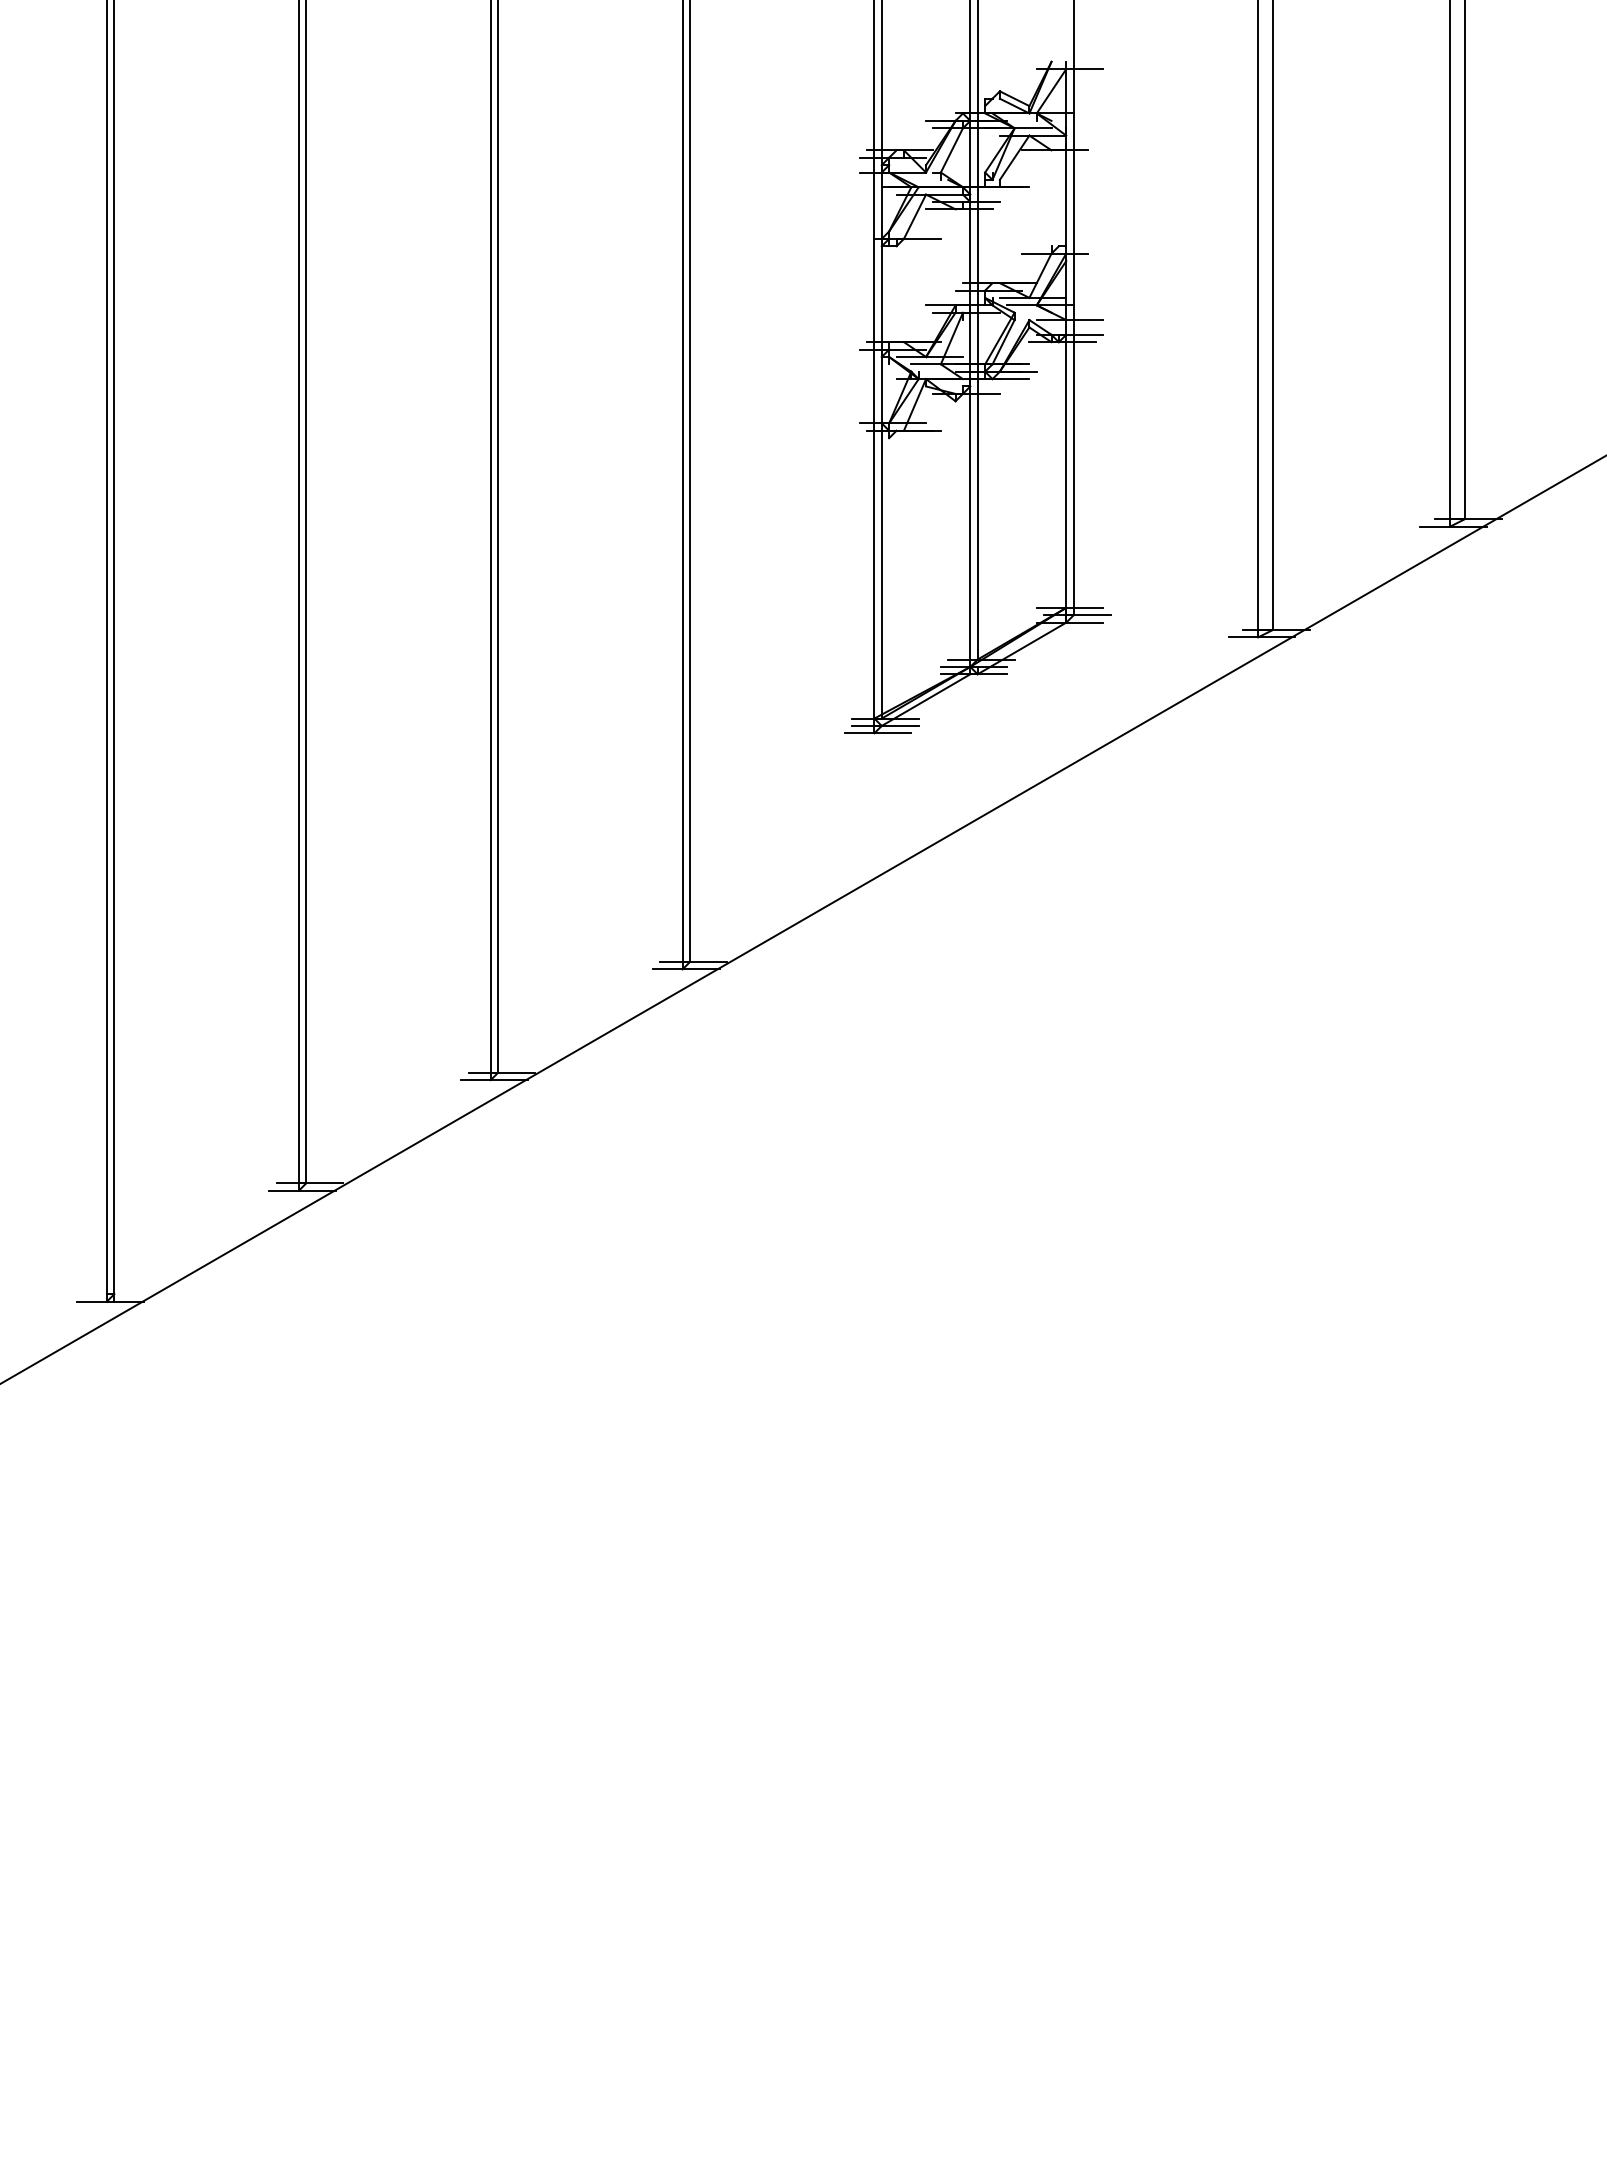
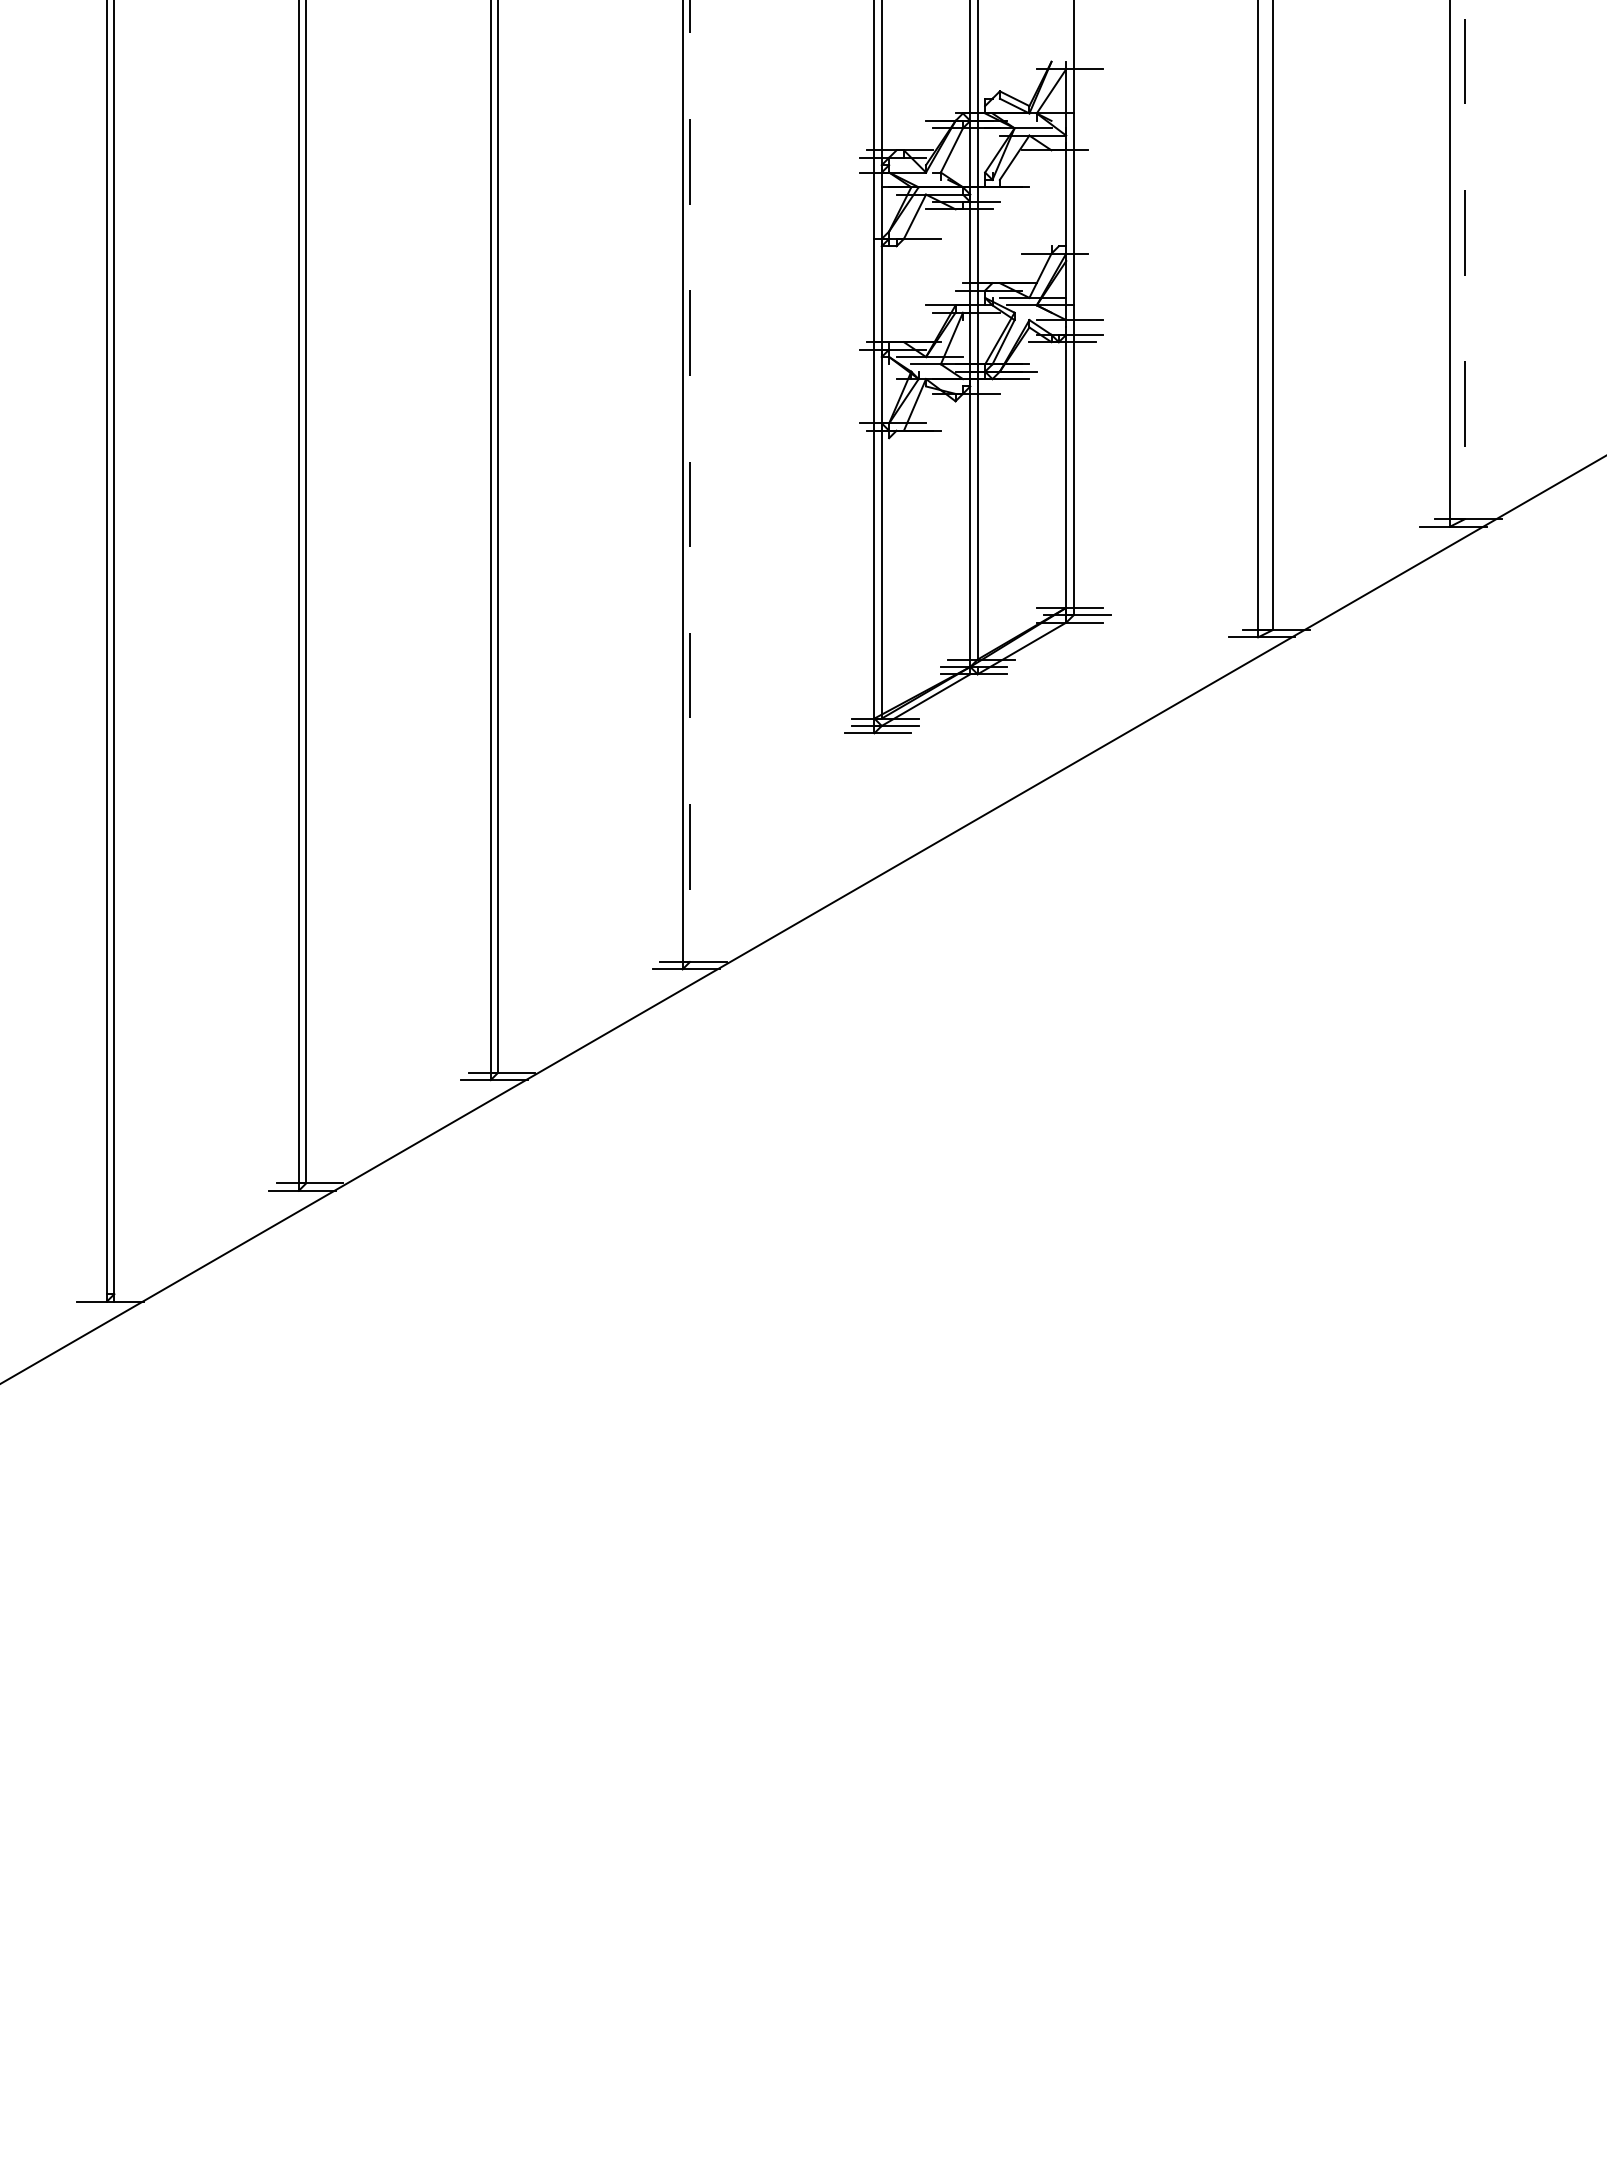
line: solid -> dashed (1464, 260)
line: solid -> dashed (689, 481)
